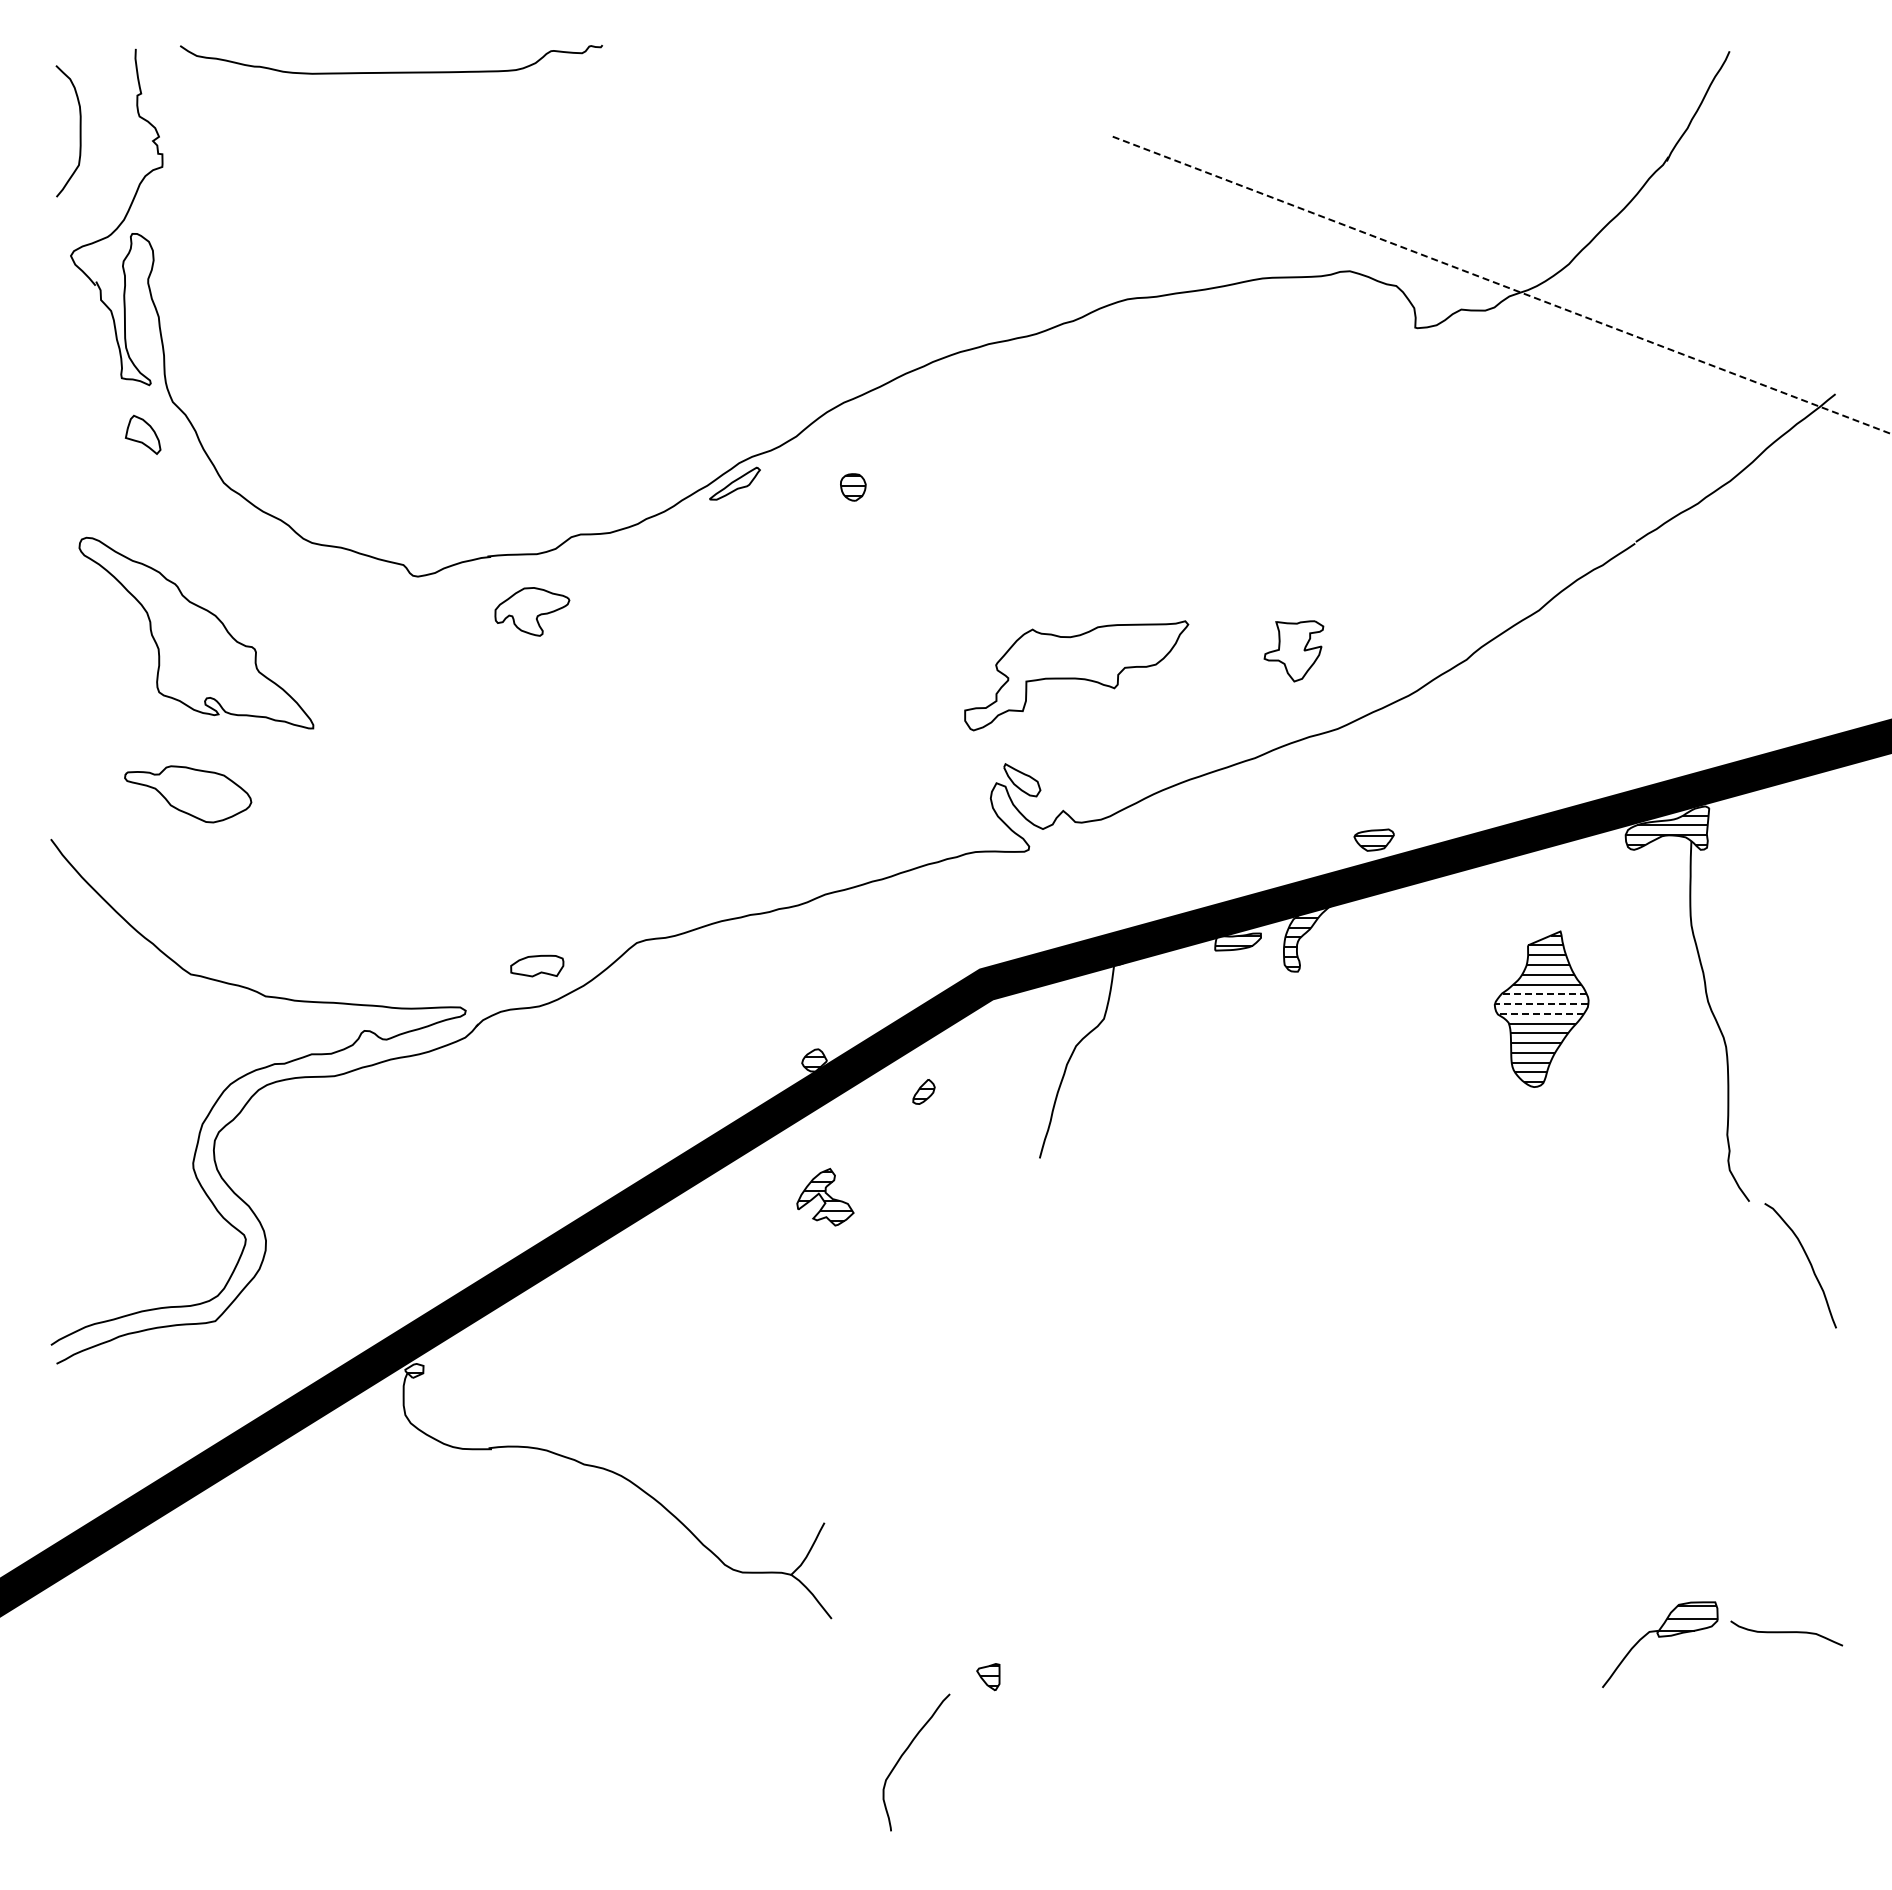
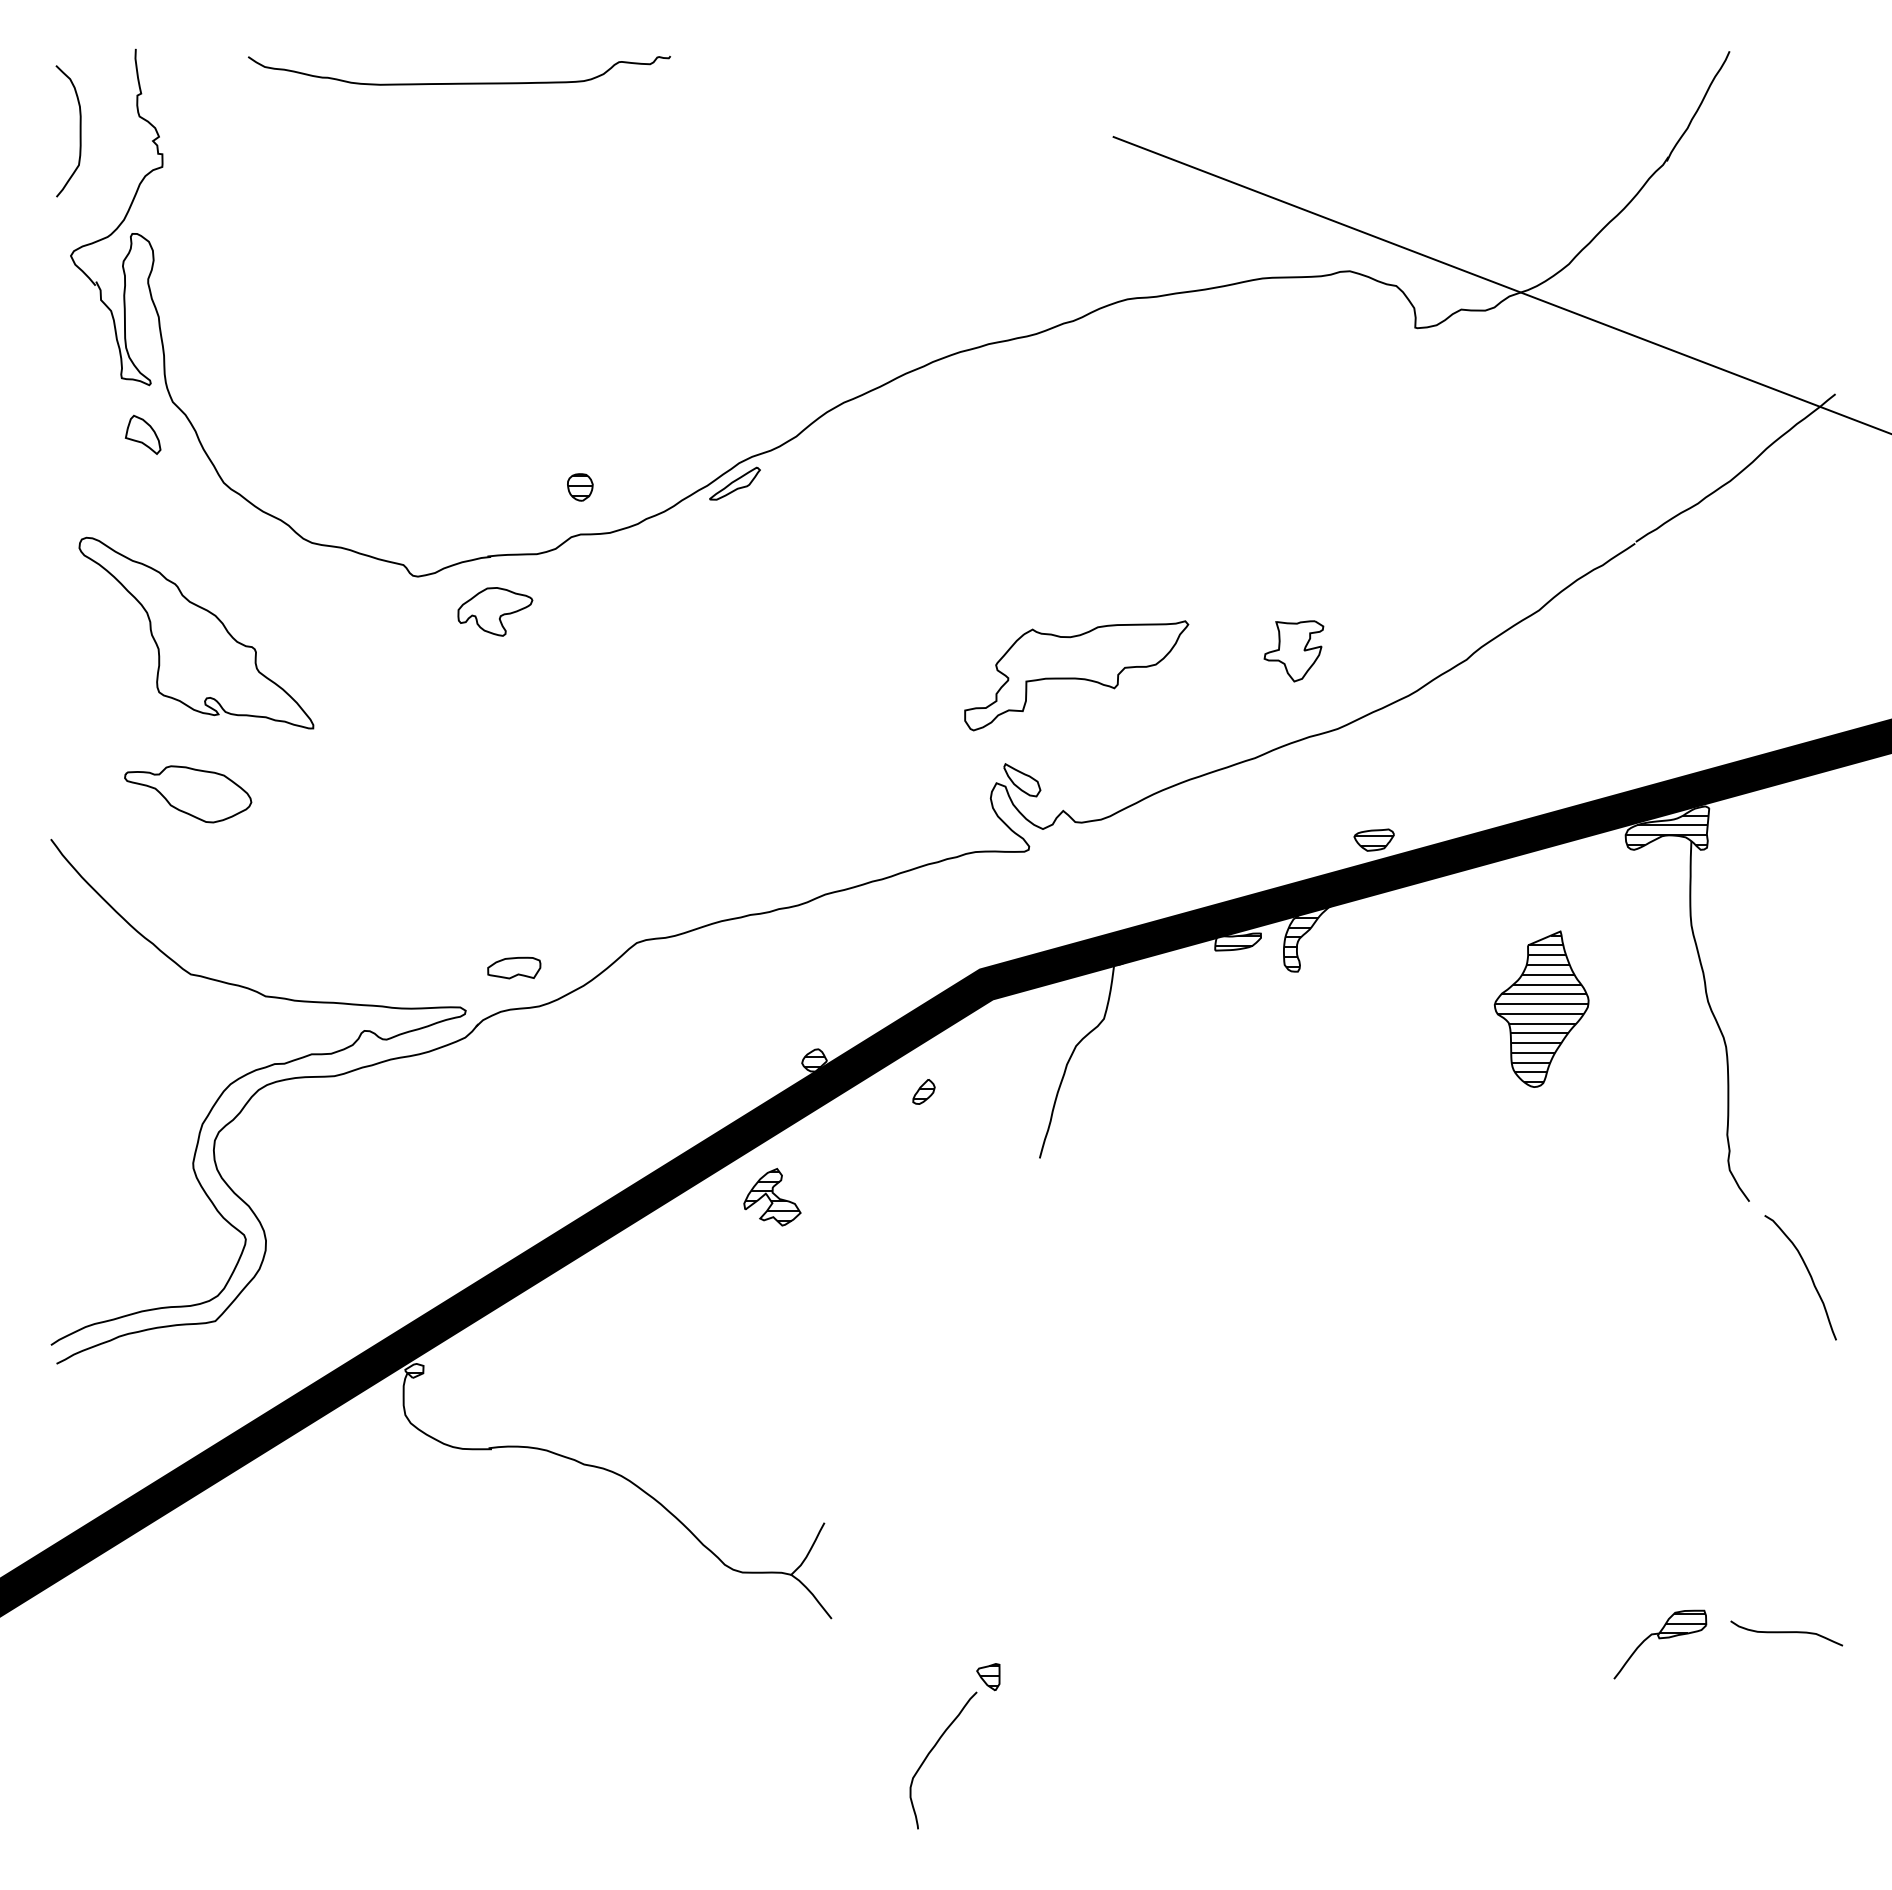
curve position: (391, 71) -> (459, 82) (459, 82)
line: dashed -> solid (1502, 285)
part position: (853, 487) -> (580, 487) (580, 487)
part position: (532, 611) -> (495, 611) (495, 611)
part position: (537, 965) -> (514, 967) (514, 967)
line: dashed -> solid (1544, 994)
line: dashed -> solid (1541, 1004)
line: dashed -> solid (1540, 1013)
part position: (825, 1197) -> (772, 1197) (772, 1197)
curve position: (1808, 1261) -> (1808, 1273) (1808, 1273)
part size: 117x88 px -> 95x71 px (1660, 1644)
curve position: (903, 1755) -> (930, 1753) (930, 1753)
